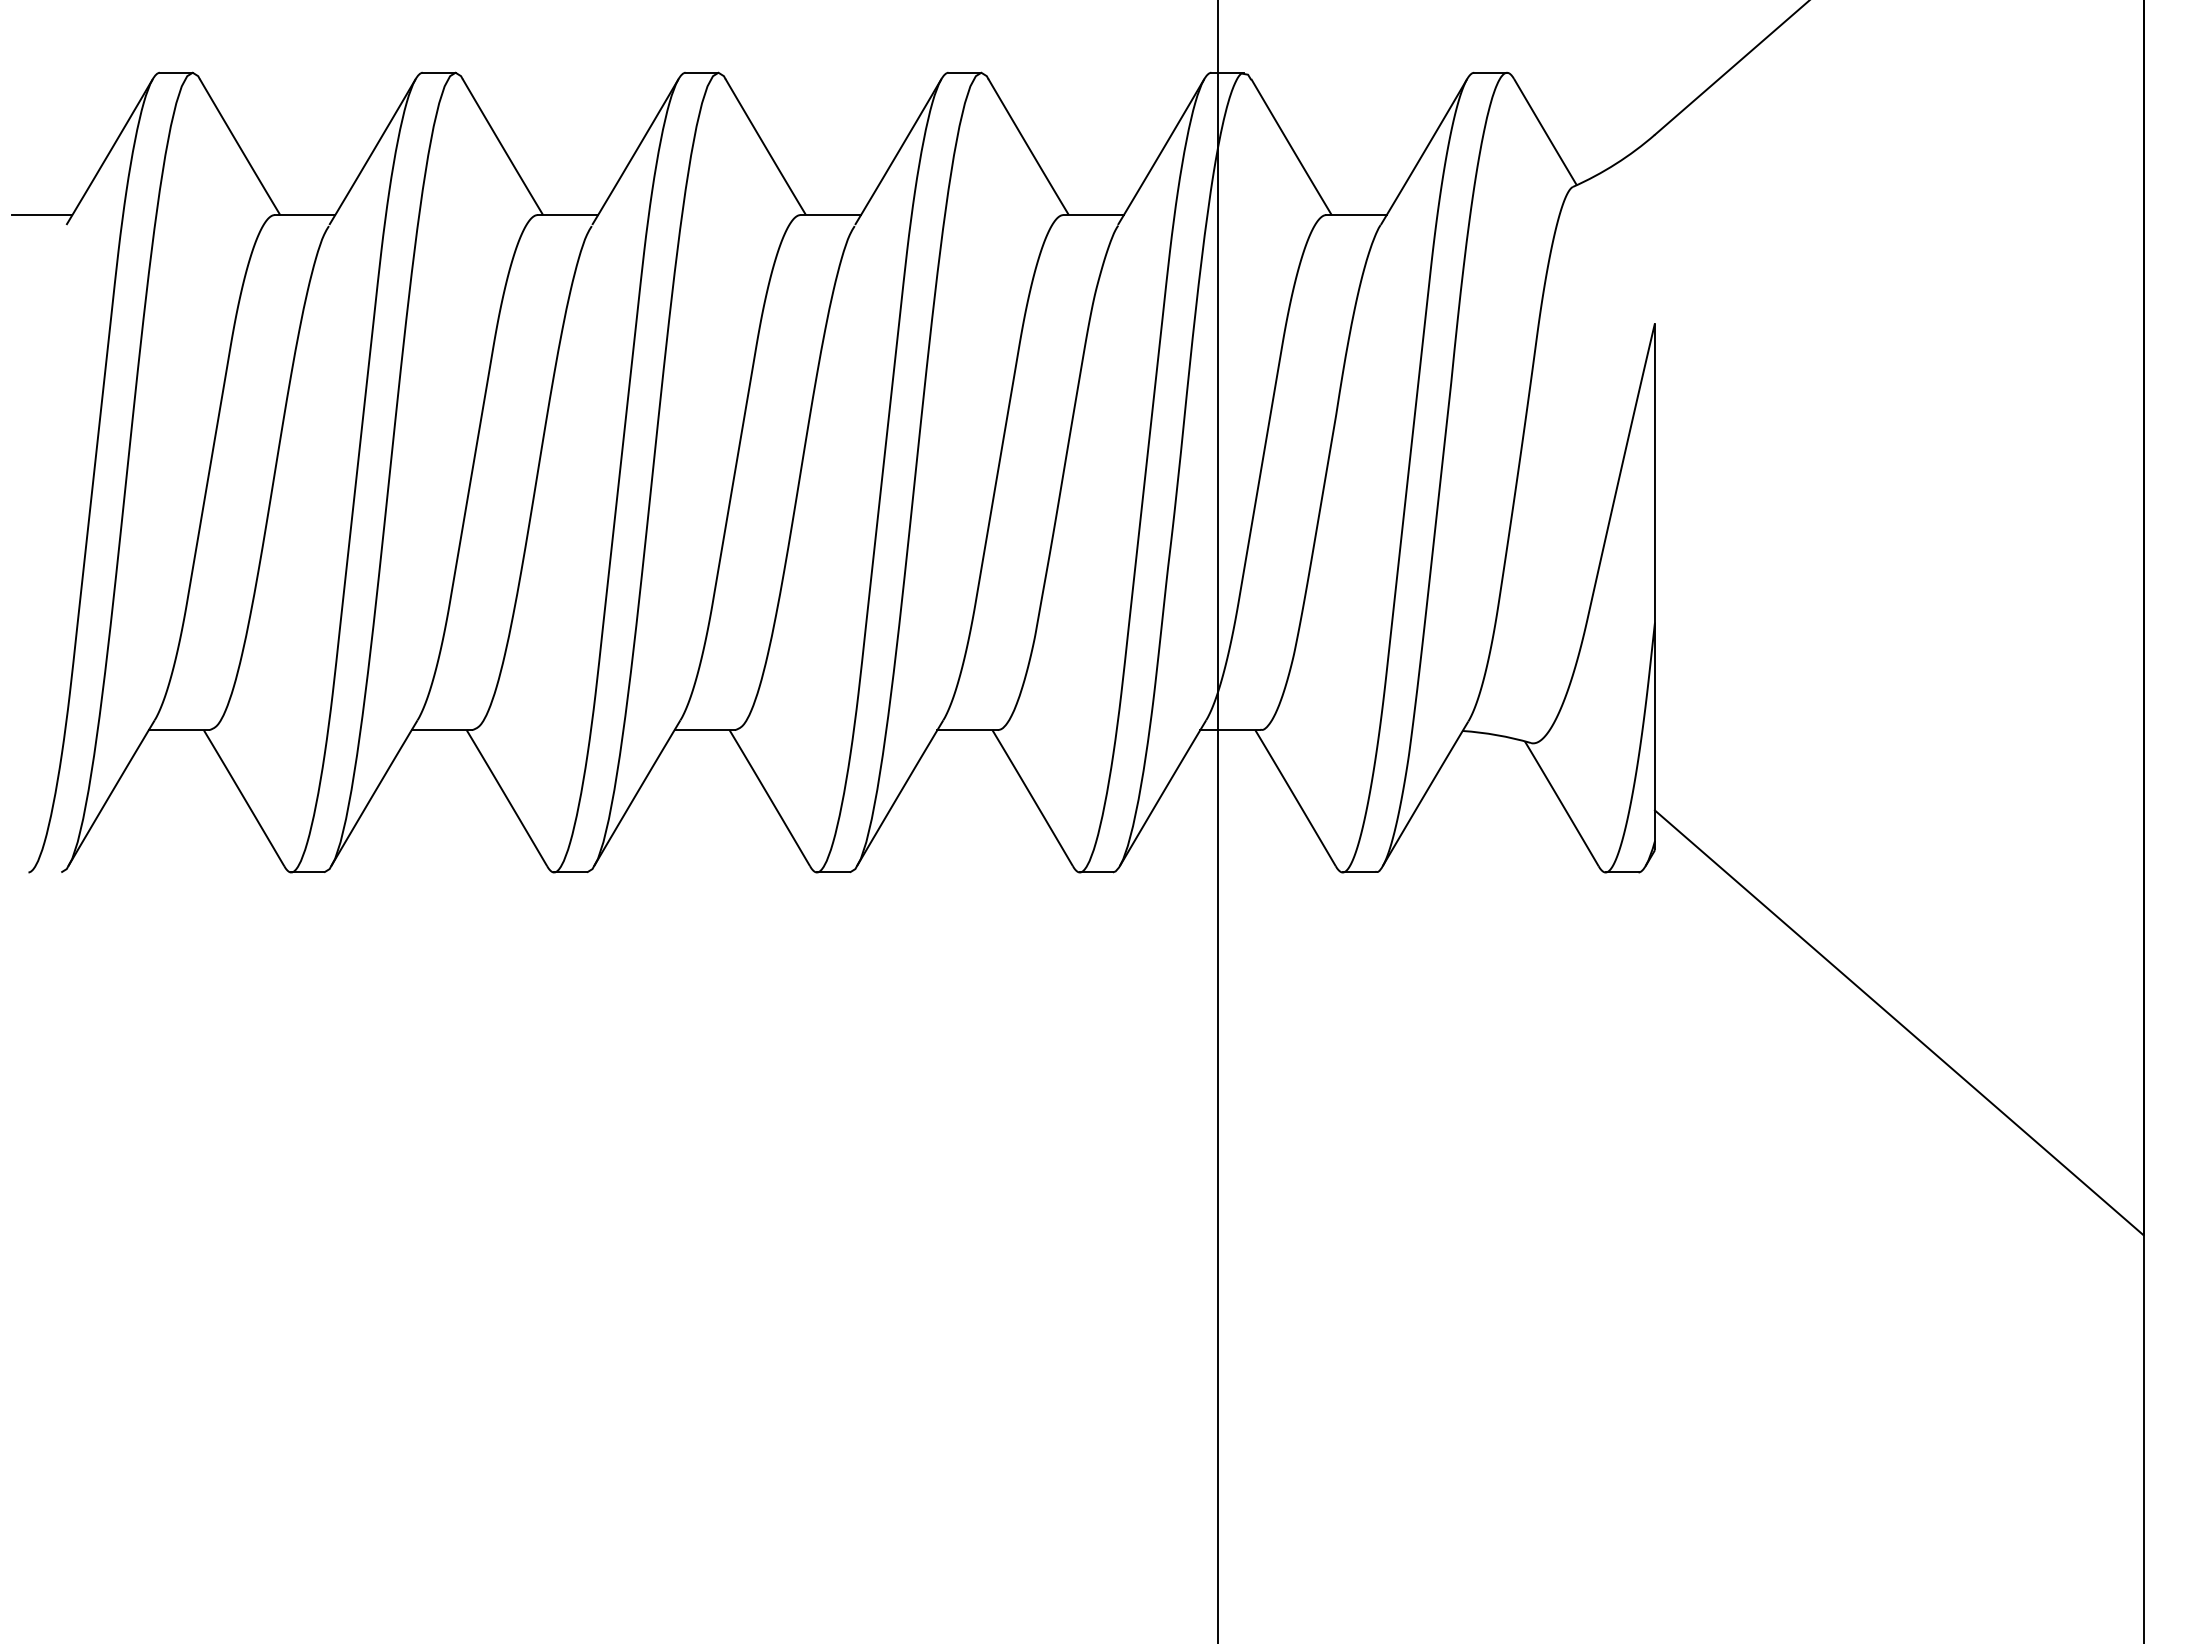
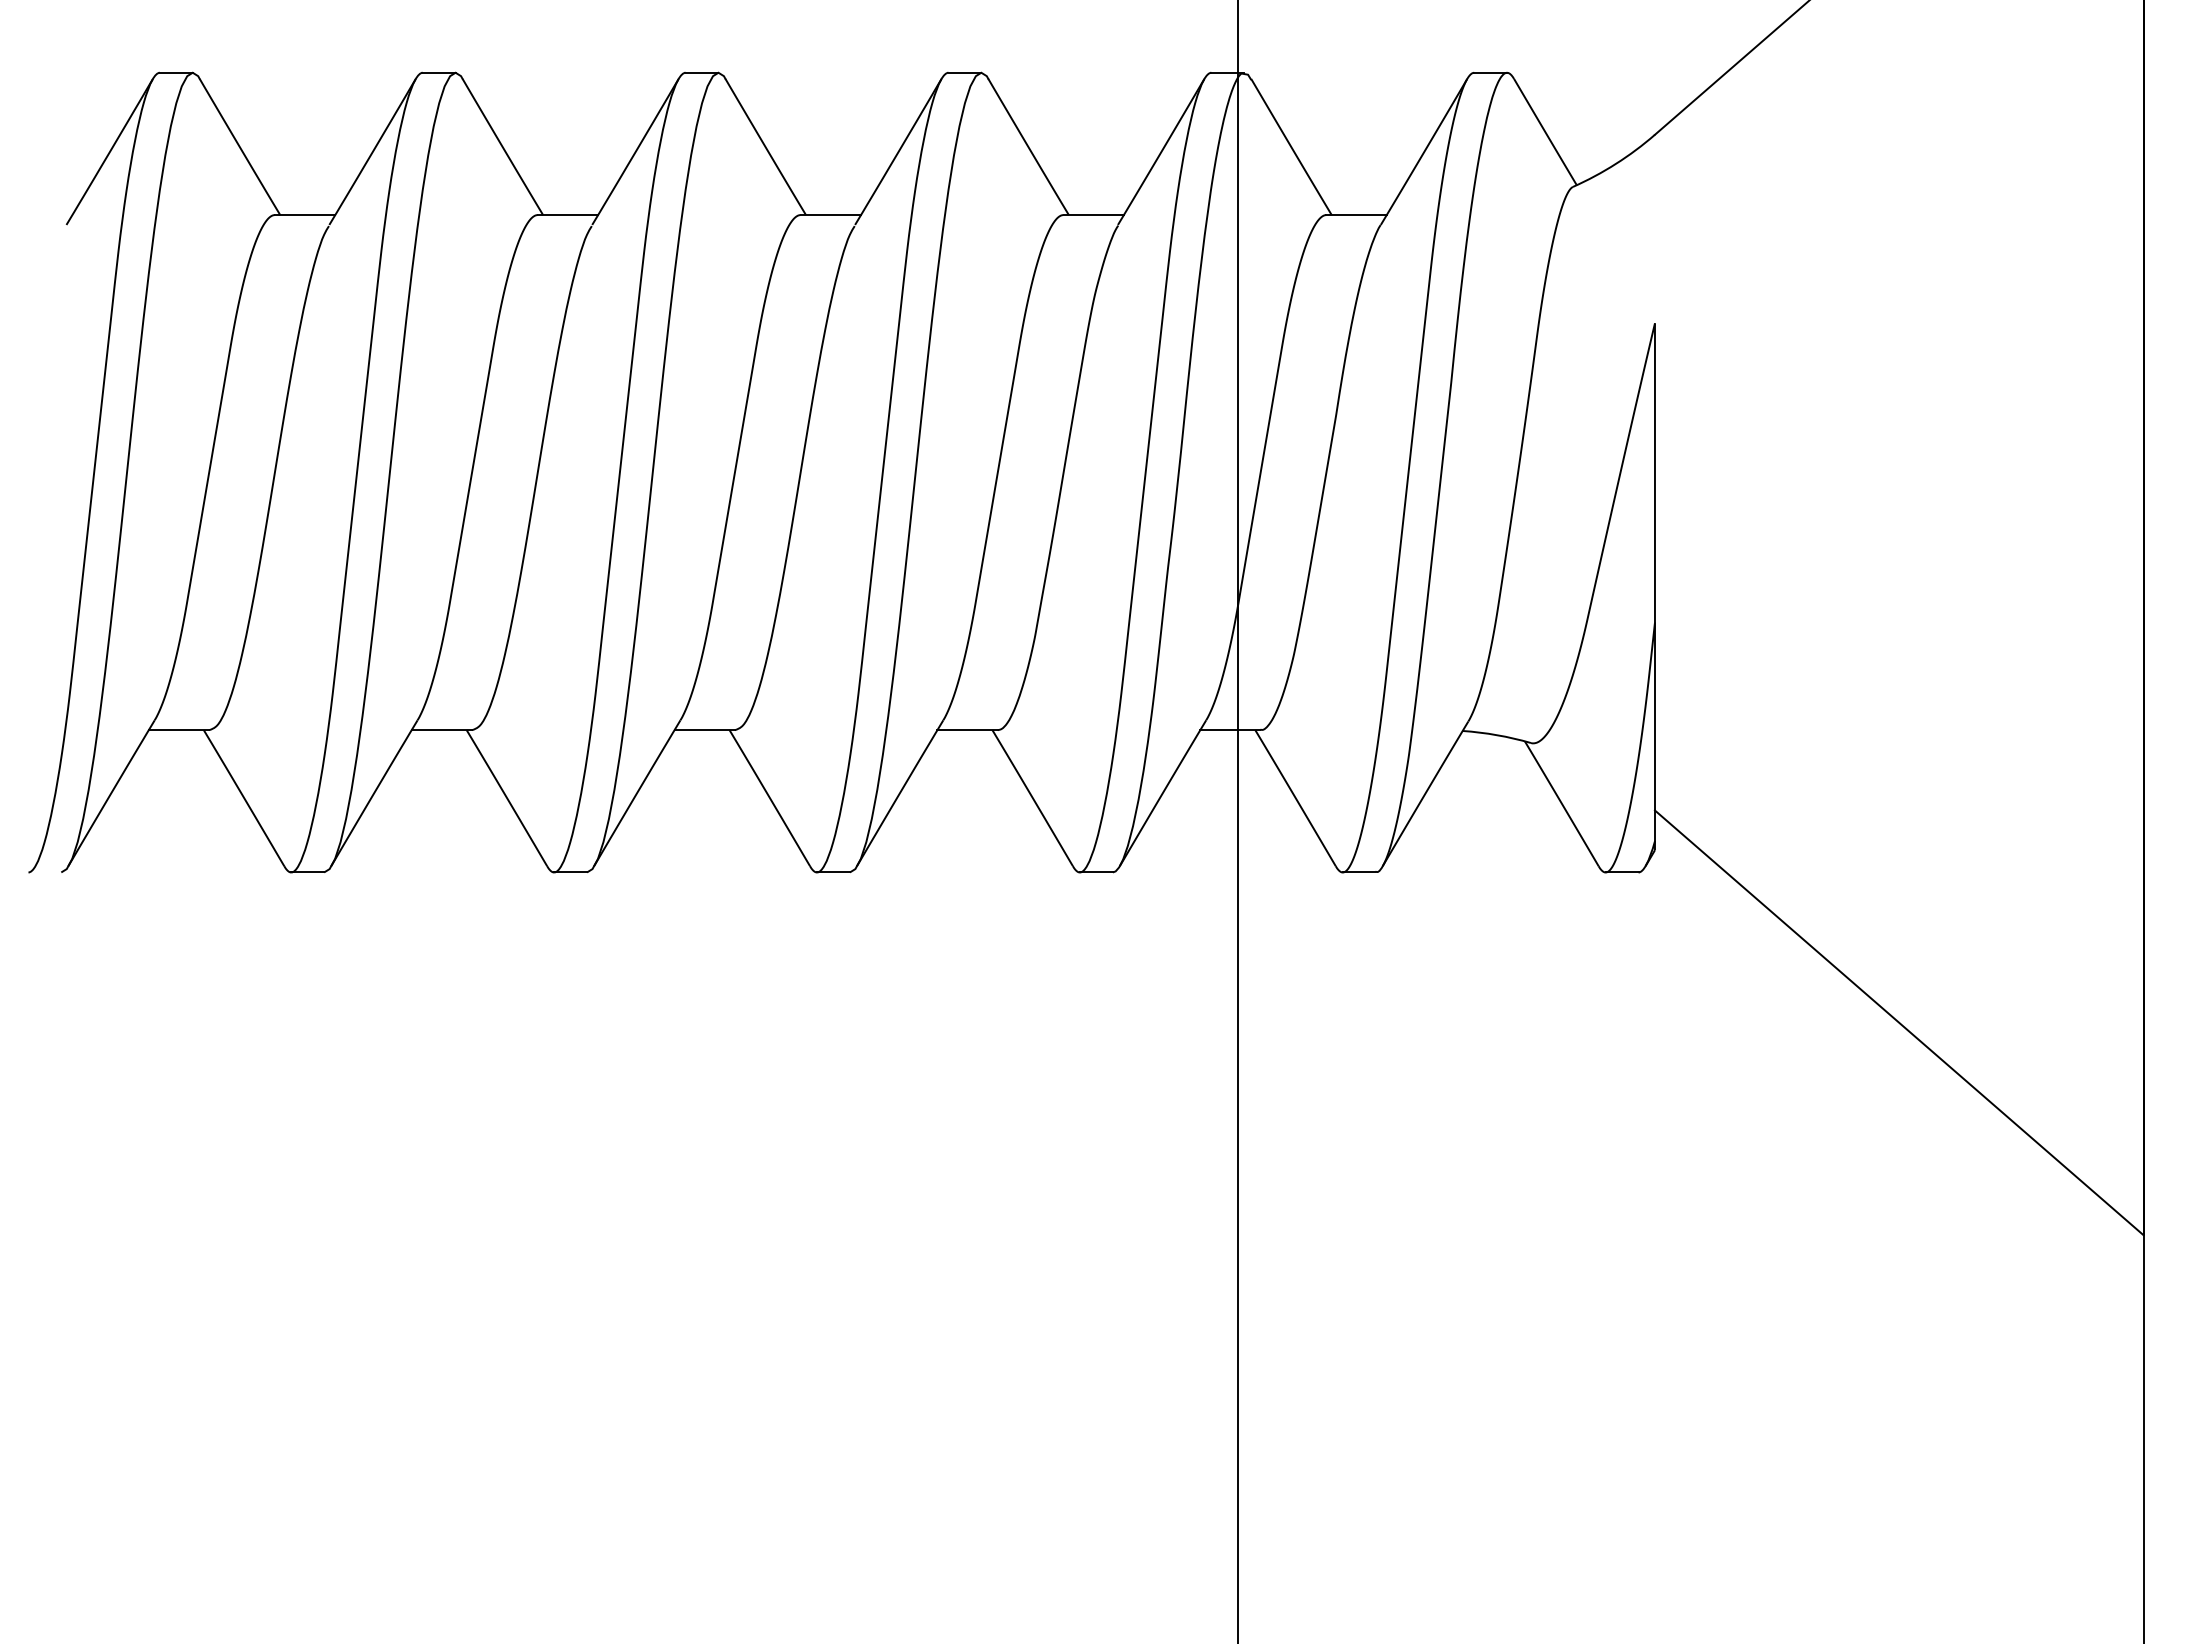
line: present -> none (42, 215)
line position: (1218, 821) -> (1238, 821) (1238, 821)
